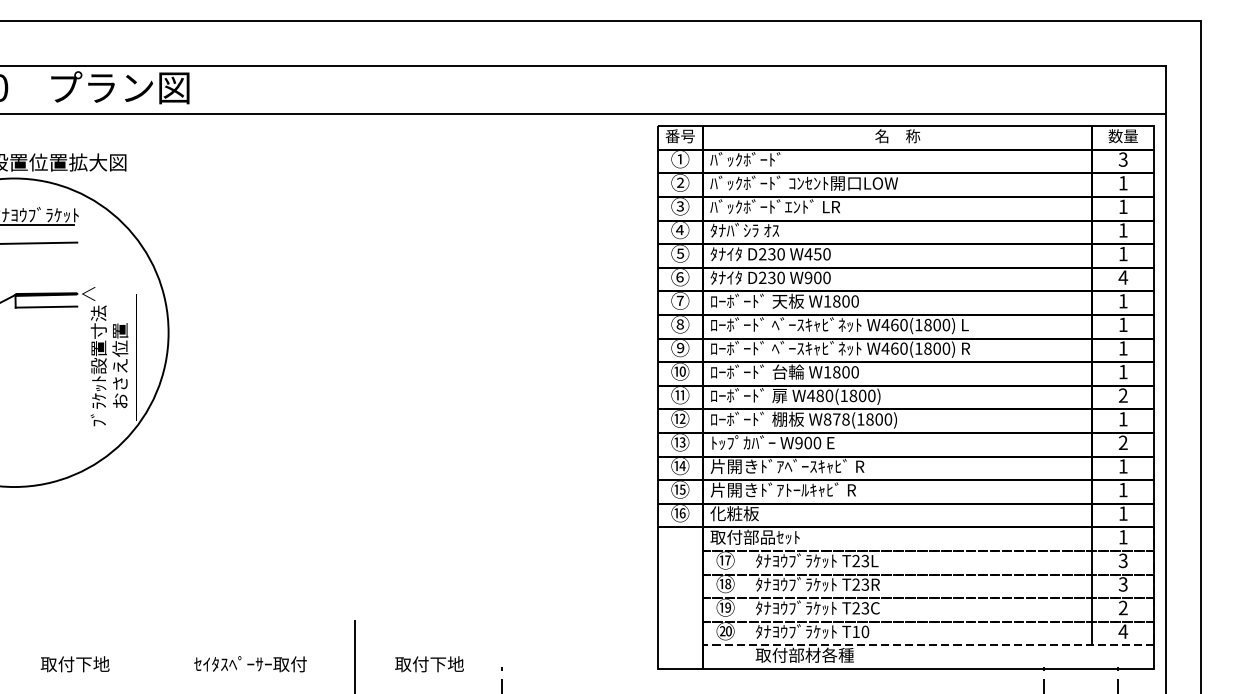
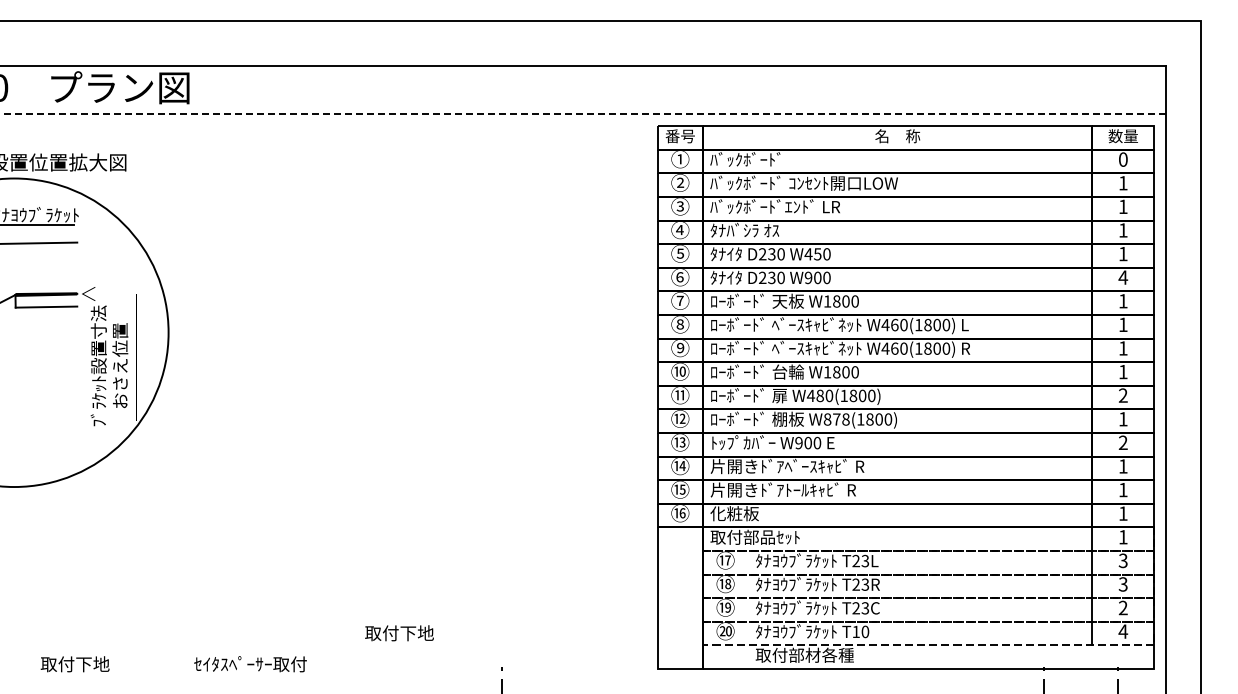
line: solid -> dashed (583, 114)
text: 3 -> 0 (1122, 159)
line: present -> none (355, 655)
text position: (429, 664) -> (399, 633) (399, 633)
